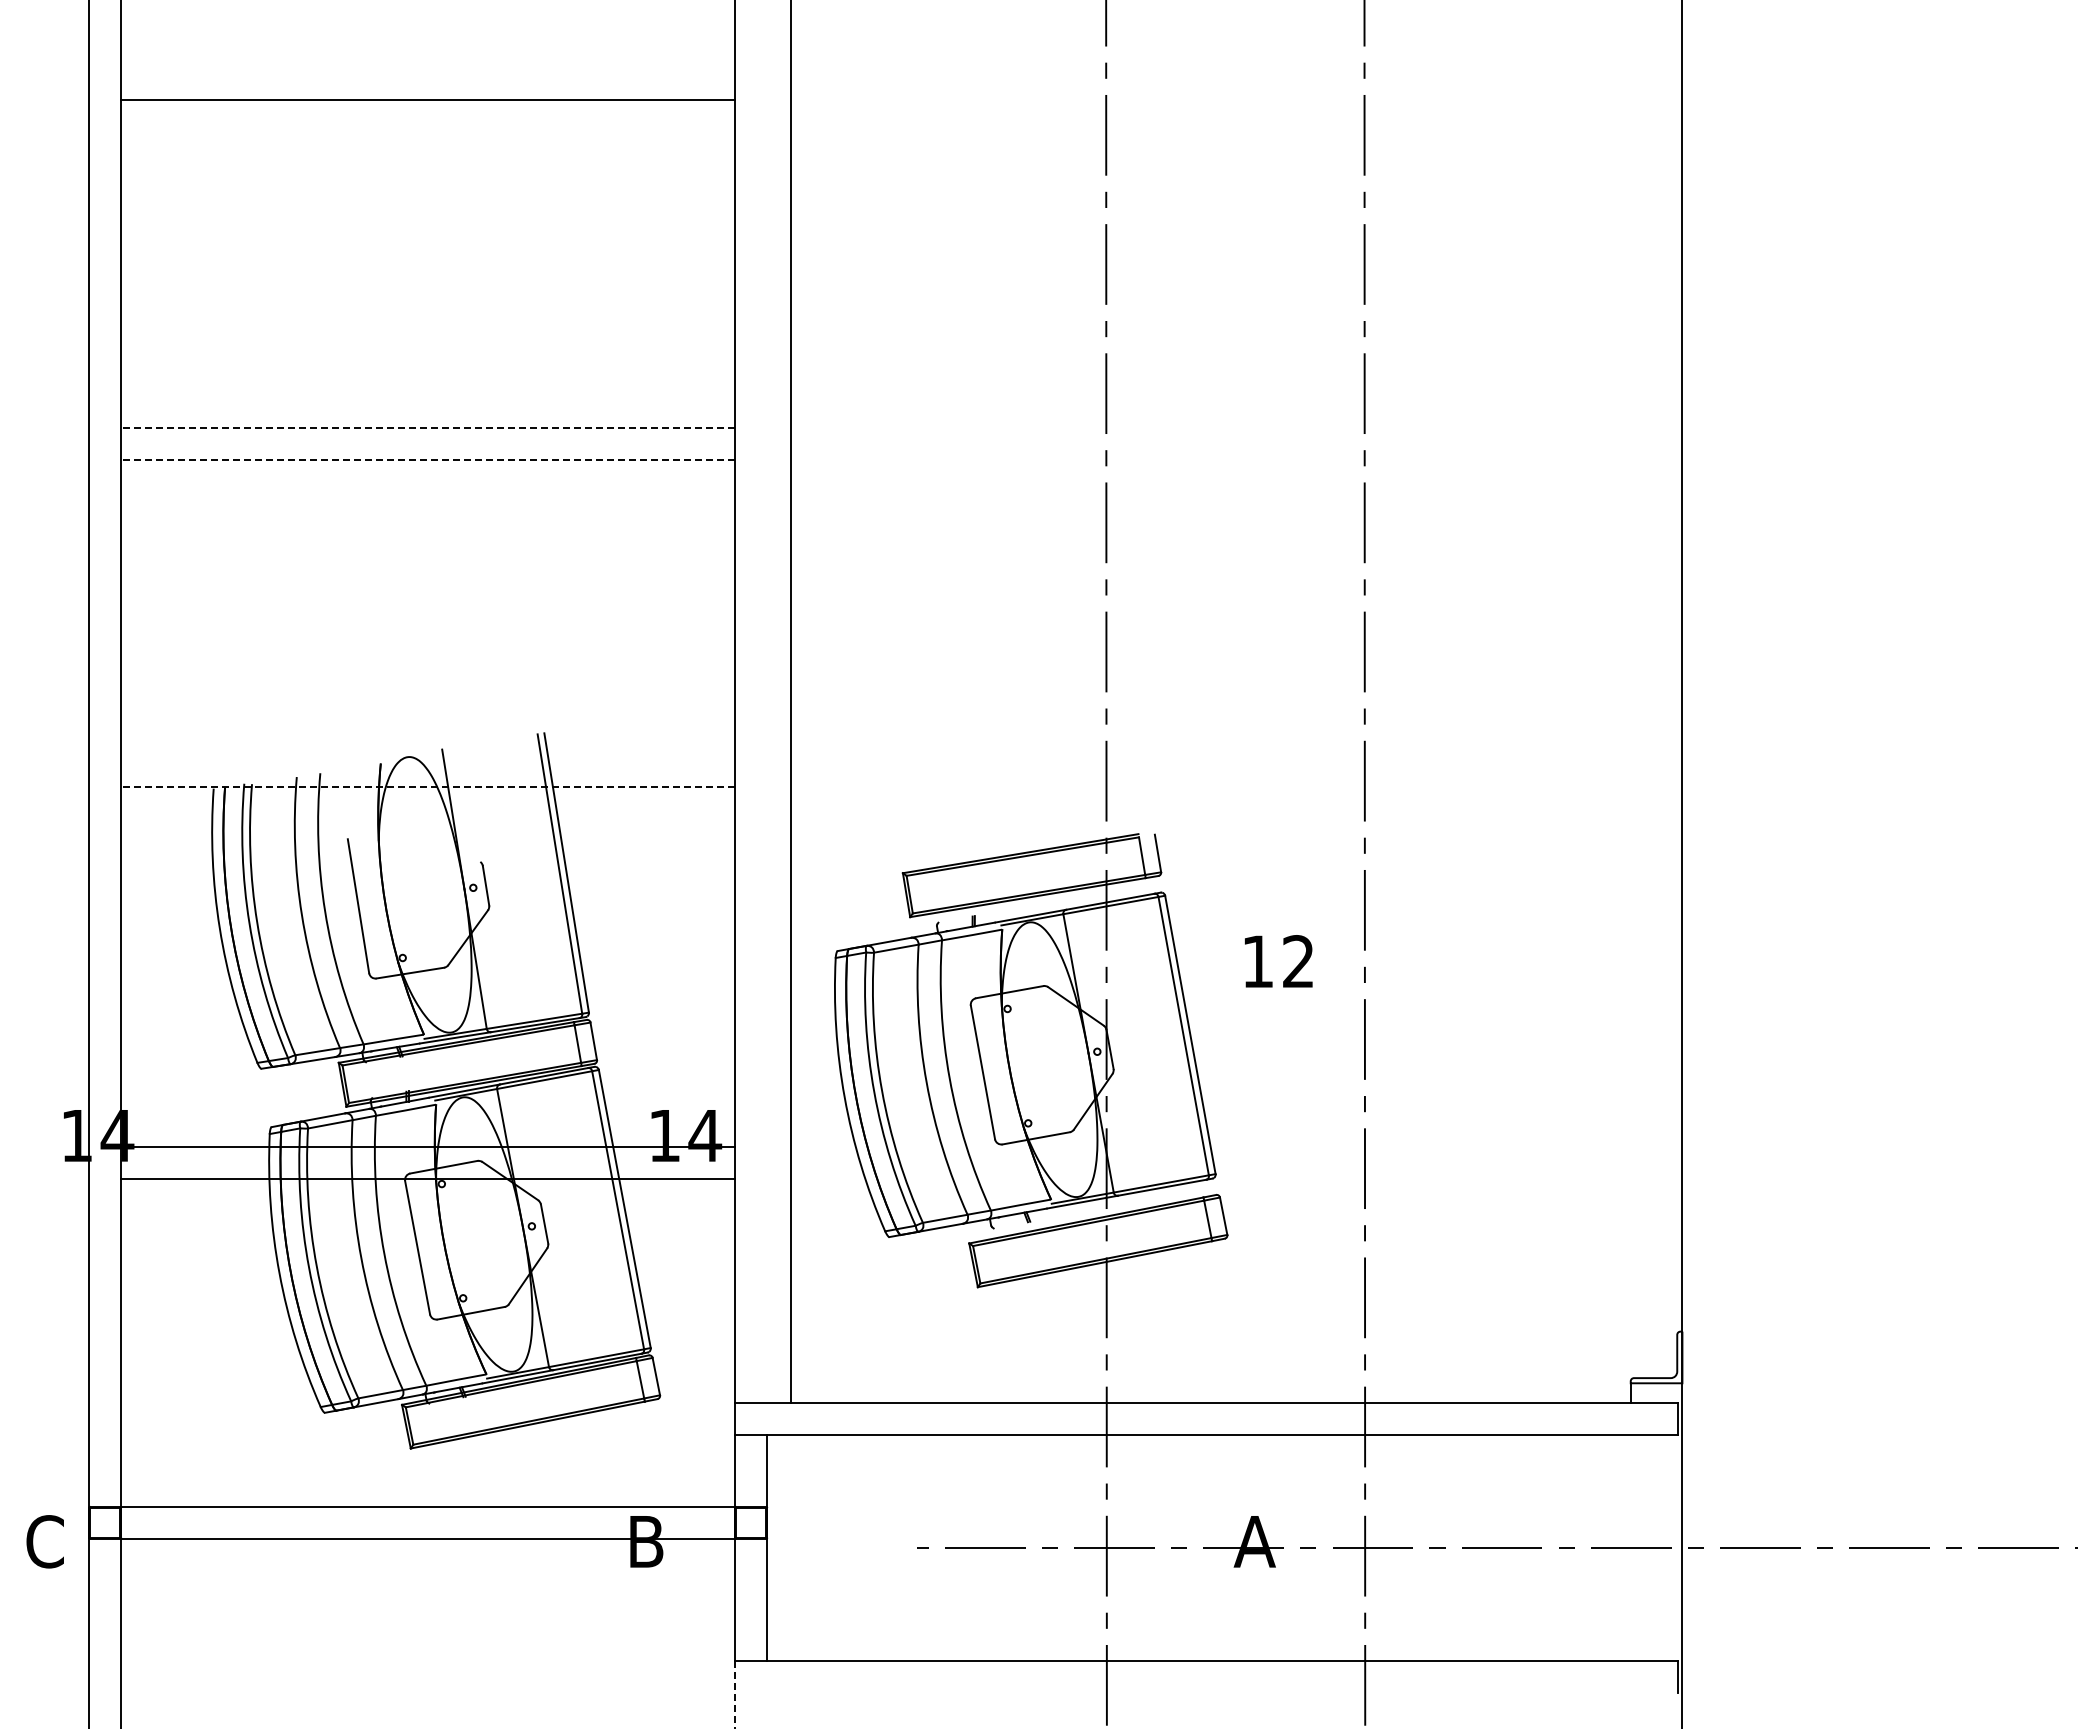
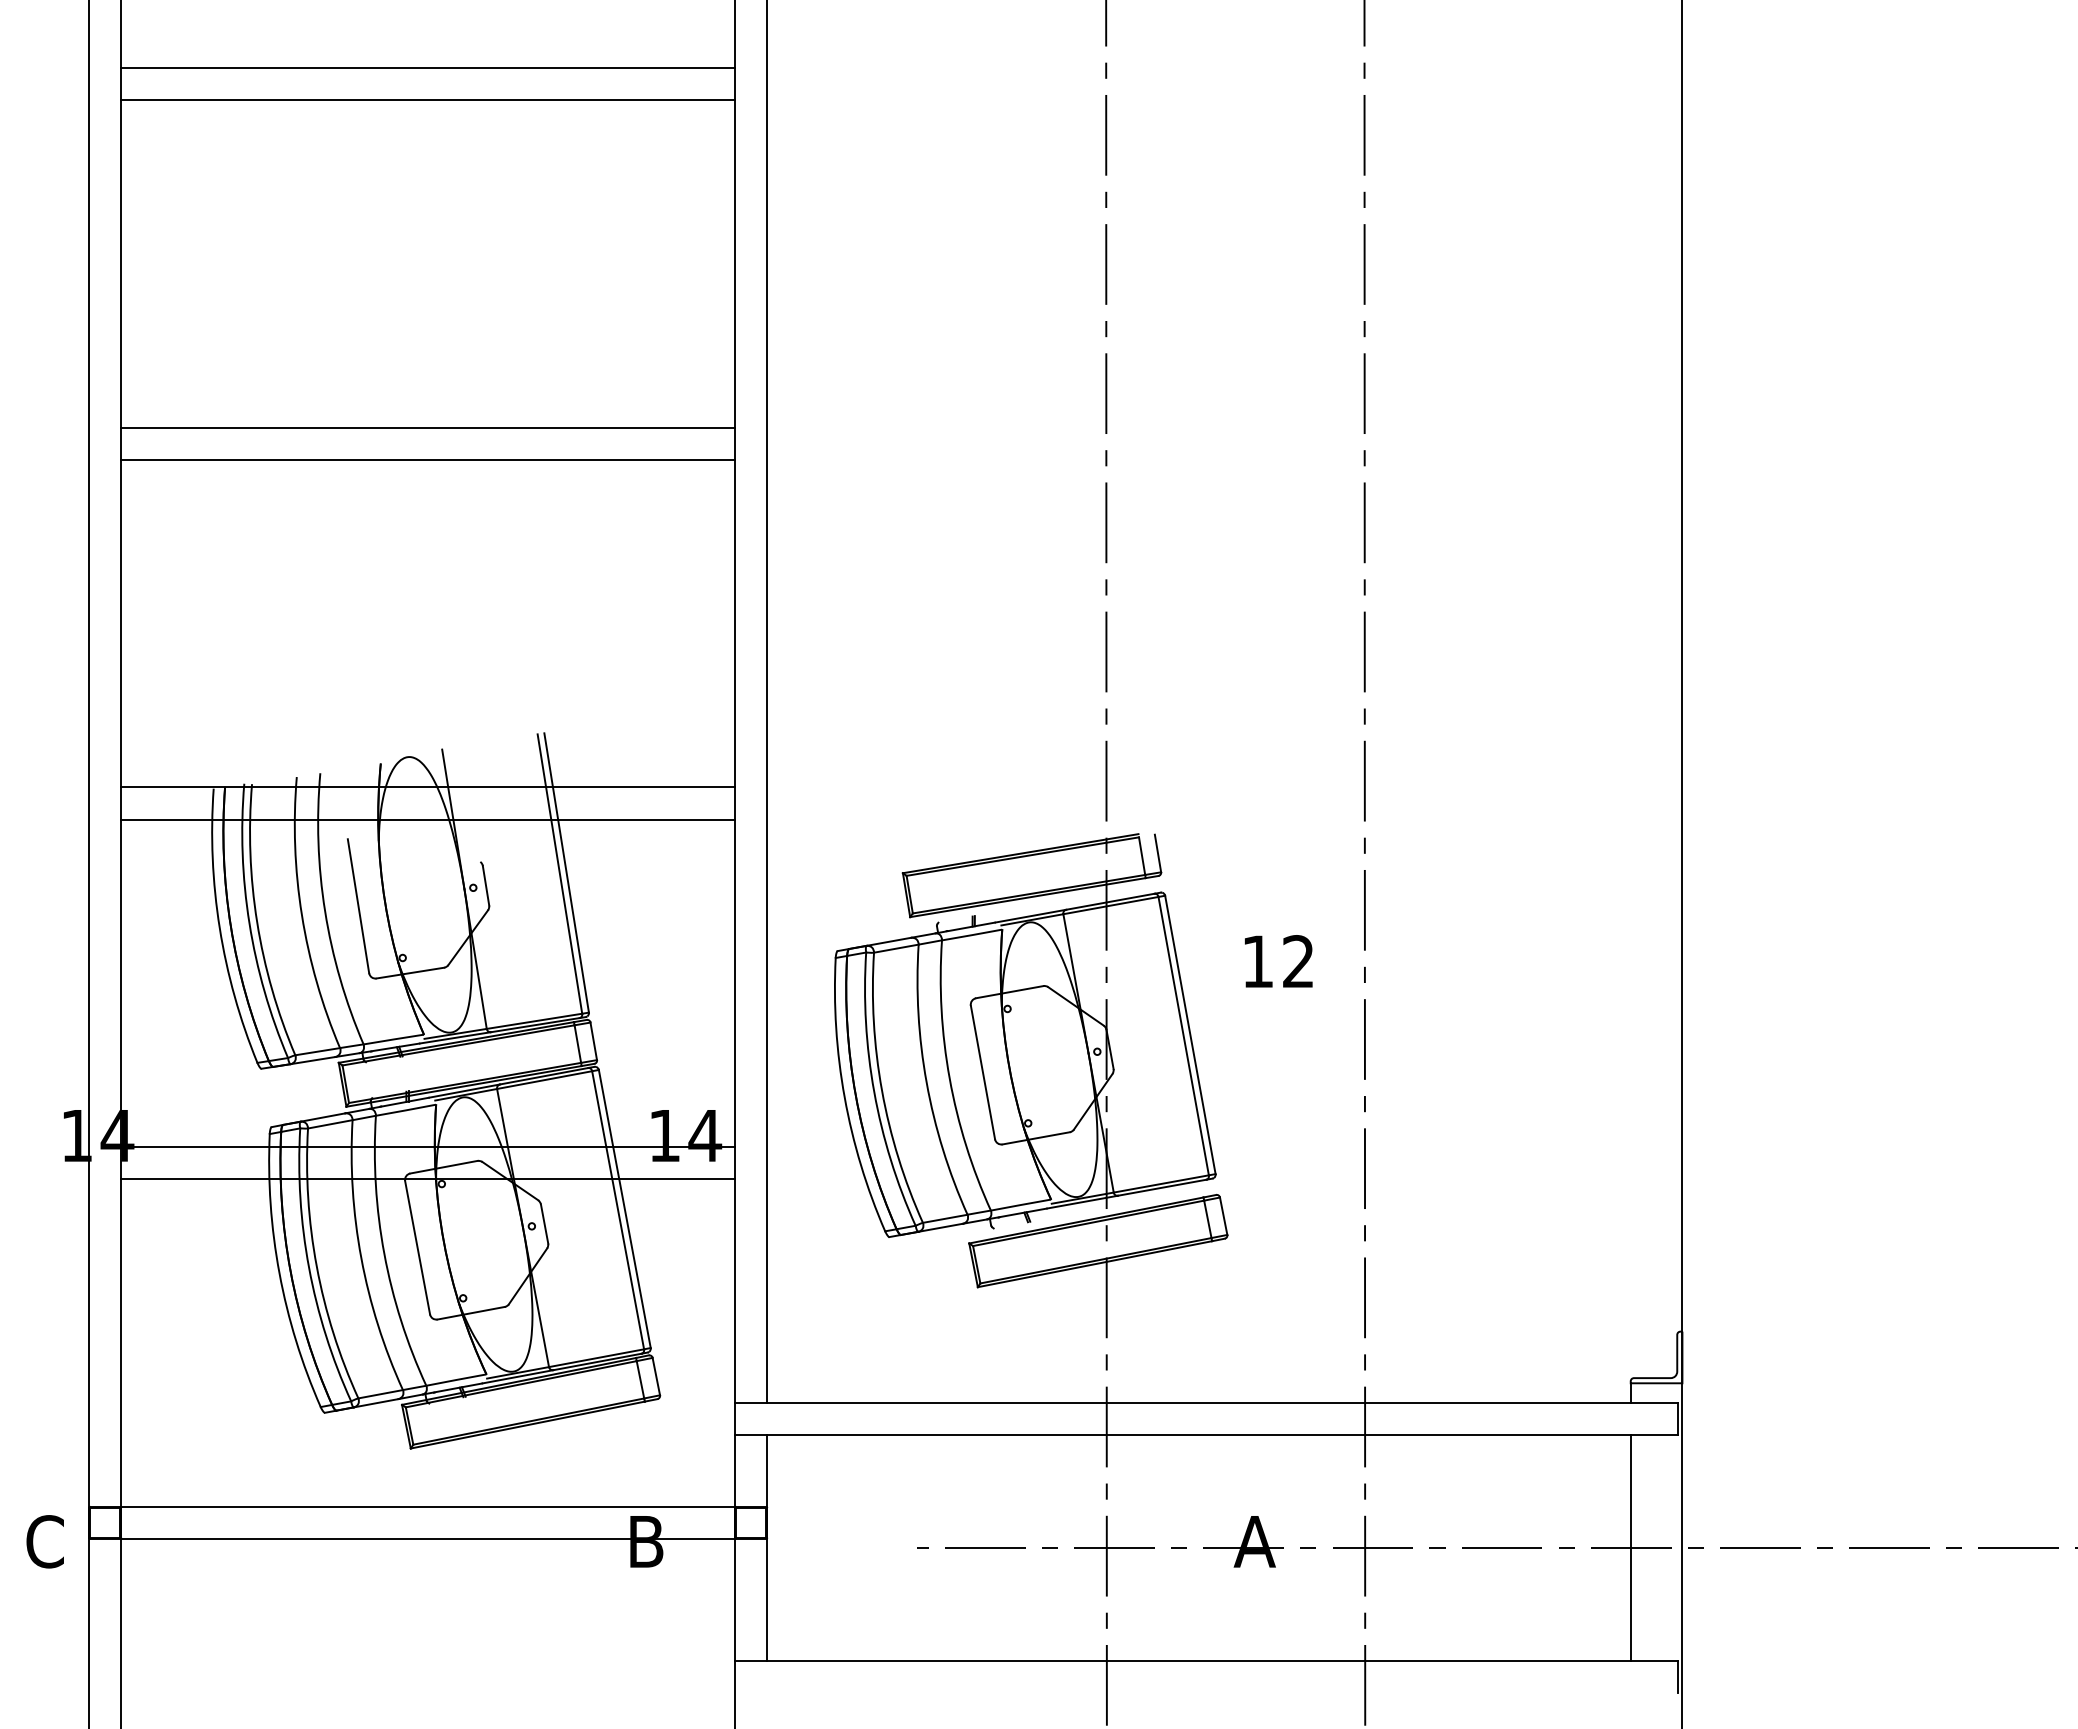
line: none -> present (427, 67)
line: dashed -> solid (428, 427)
line: dashed -> solid (428, 459)
line position: (791, 702) -> (767, 702) (767, 702)
line: dashed -> solid (428, 787)
line: none -> present (427, 819)
line: none -> present (1630, 1547)
line: dashed -> solid (734, 1695)
